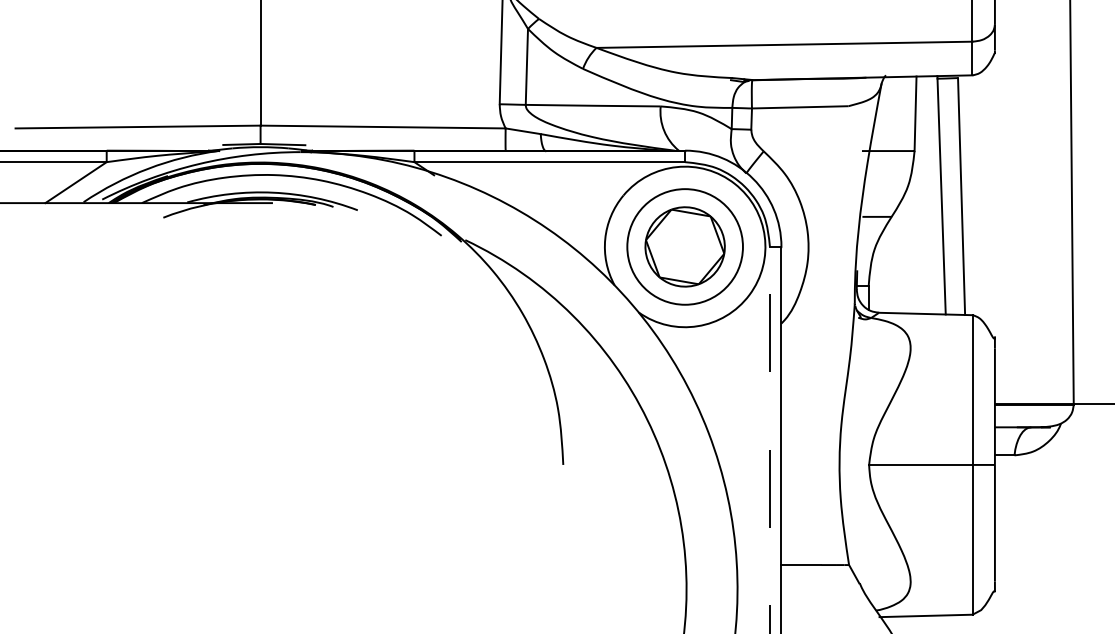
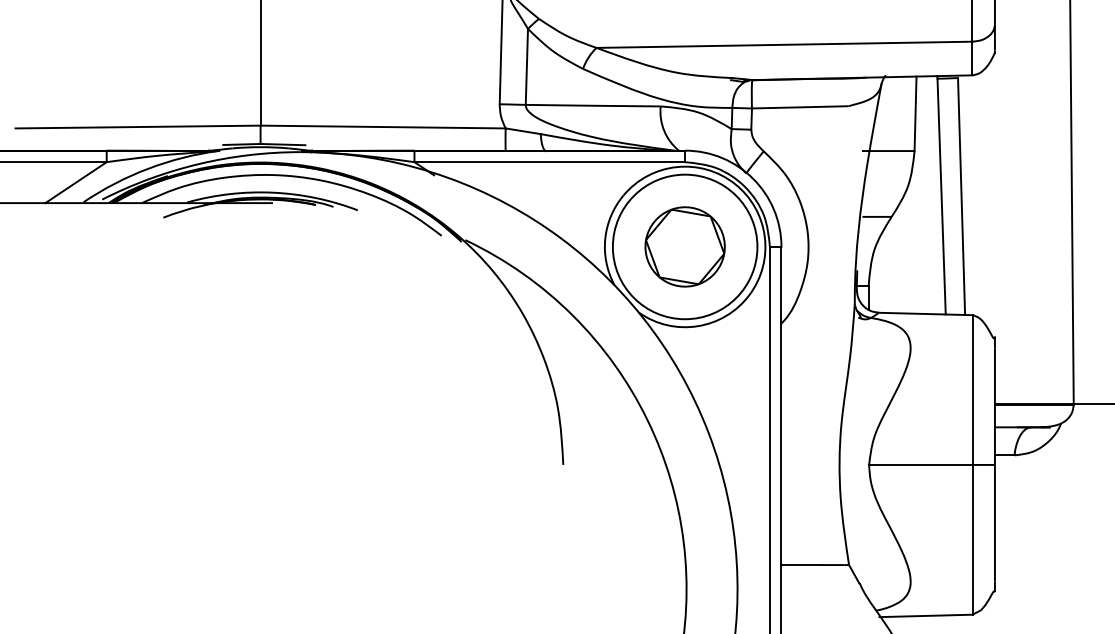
circle diameter: 116 px -> 145 px (684, 246)
line: dashed -> solid (769, 439)
